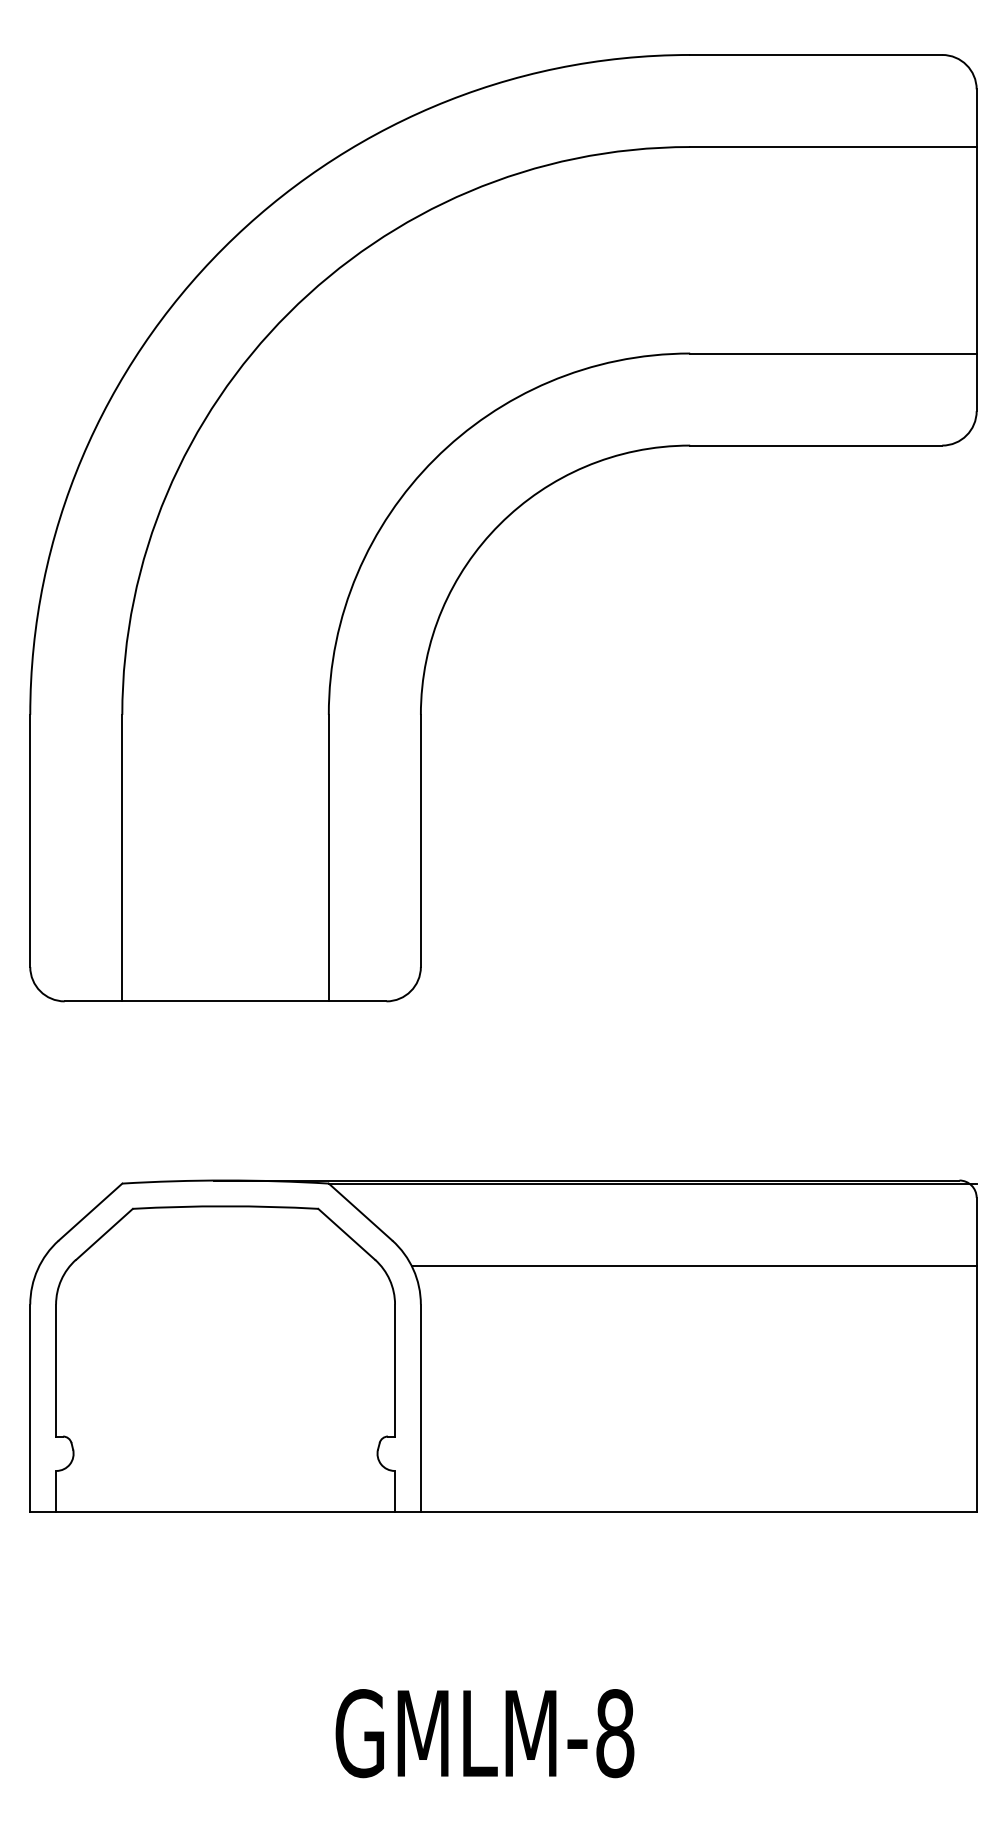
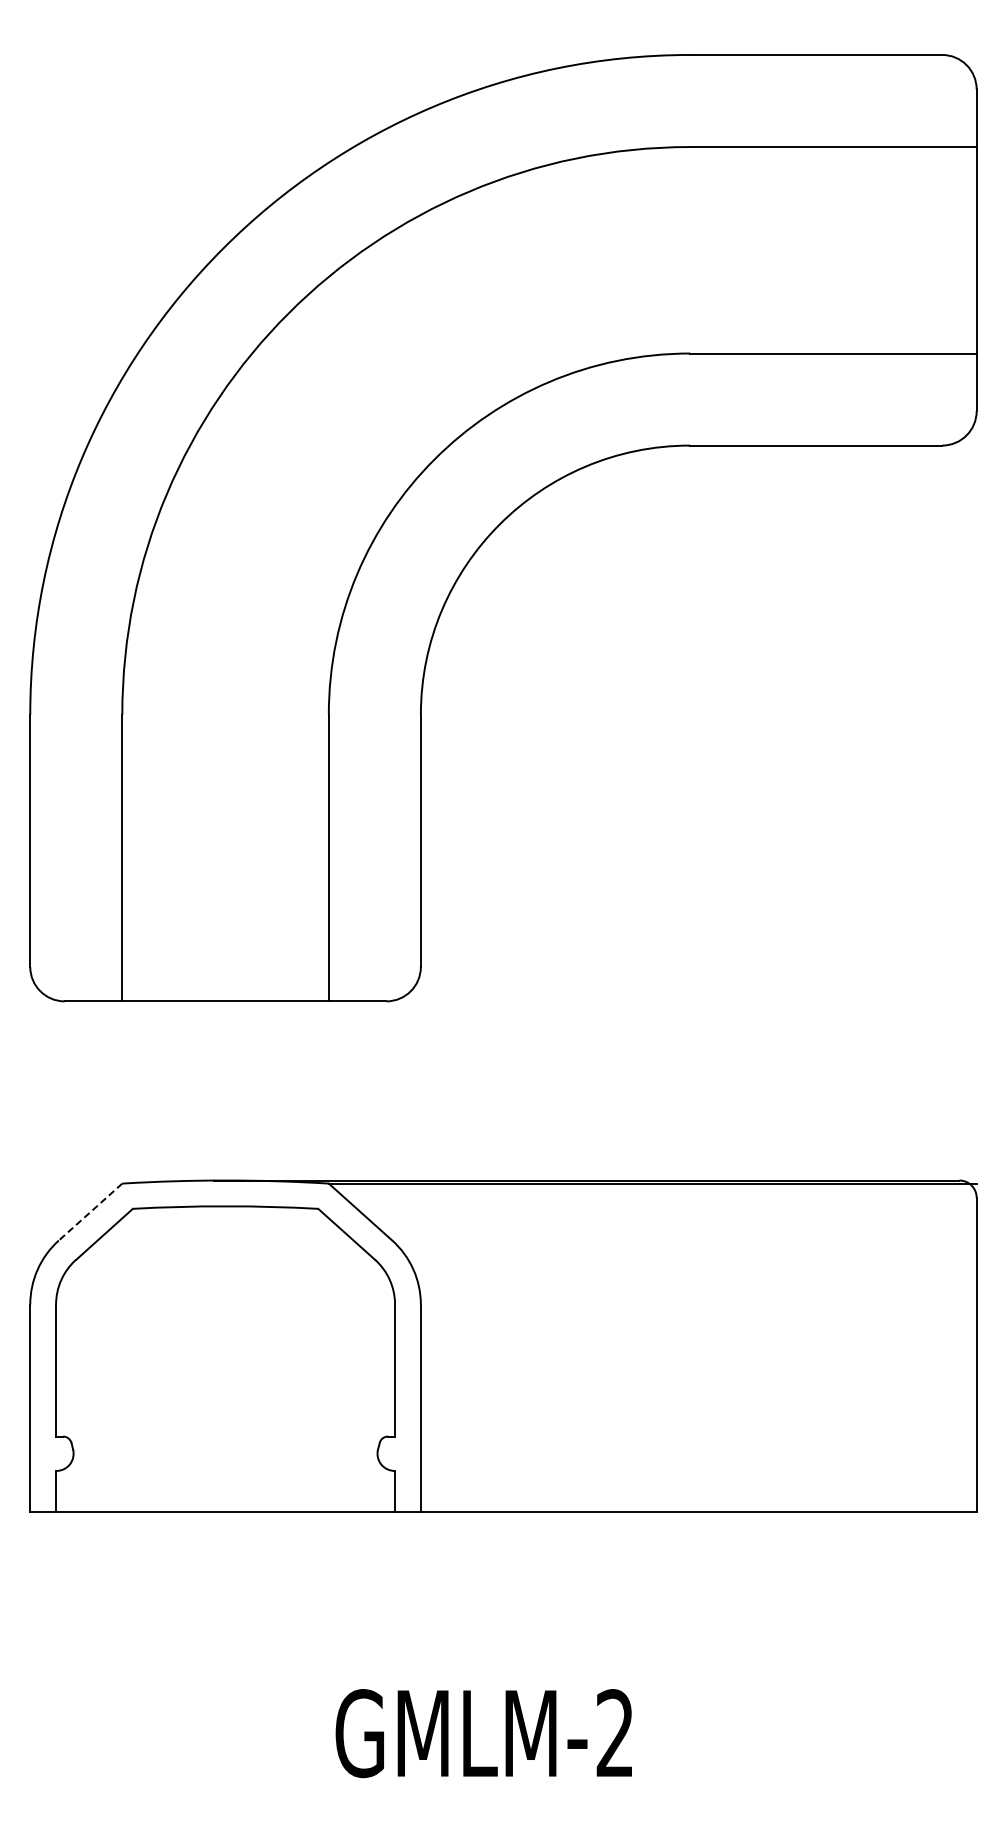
line: solid -> dashed (90, 1212)
line: present -> none (693, 1266)
text: GMLM-8 -> GMLM-2 (615, 1733)
